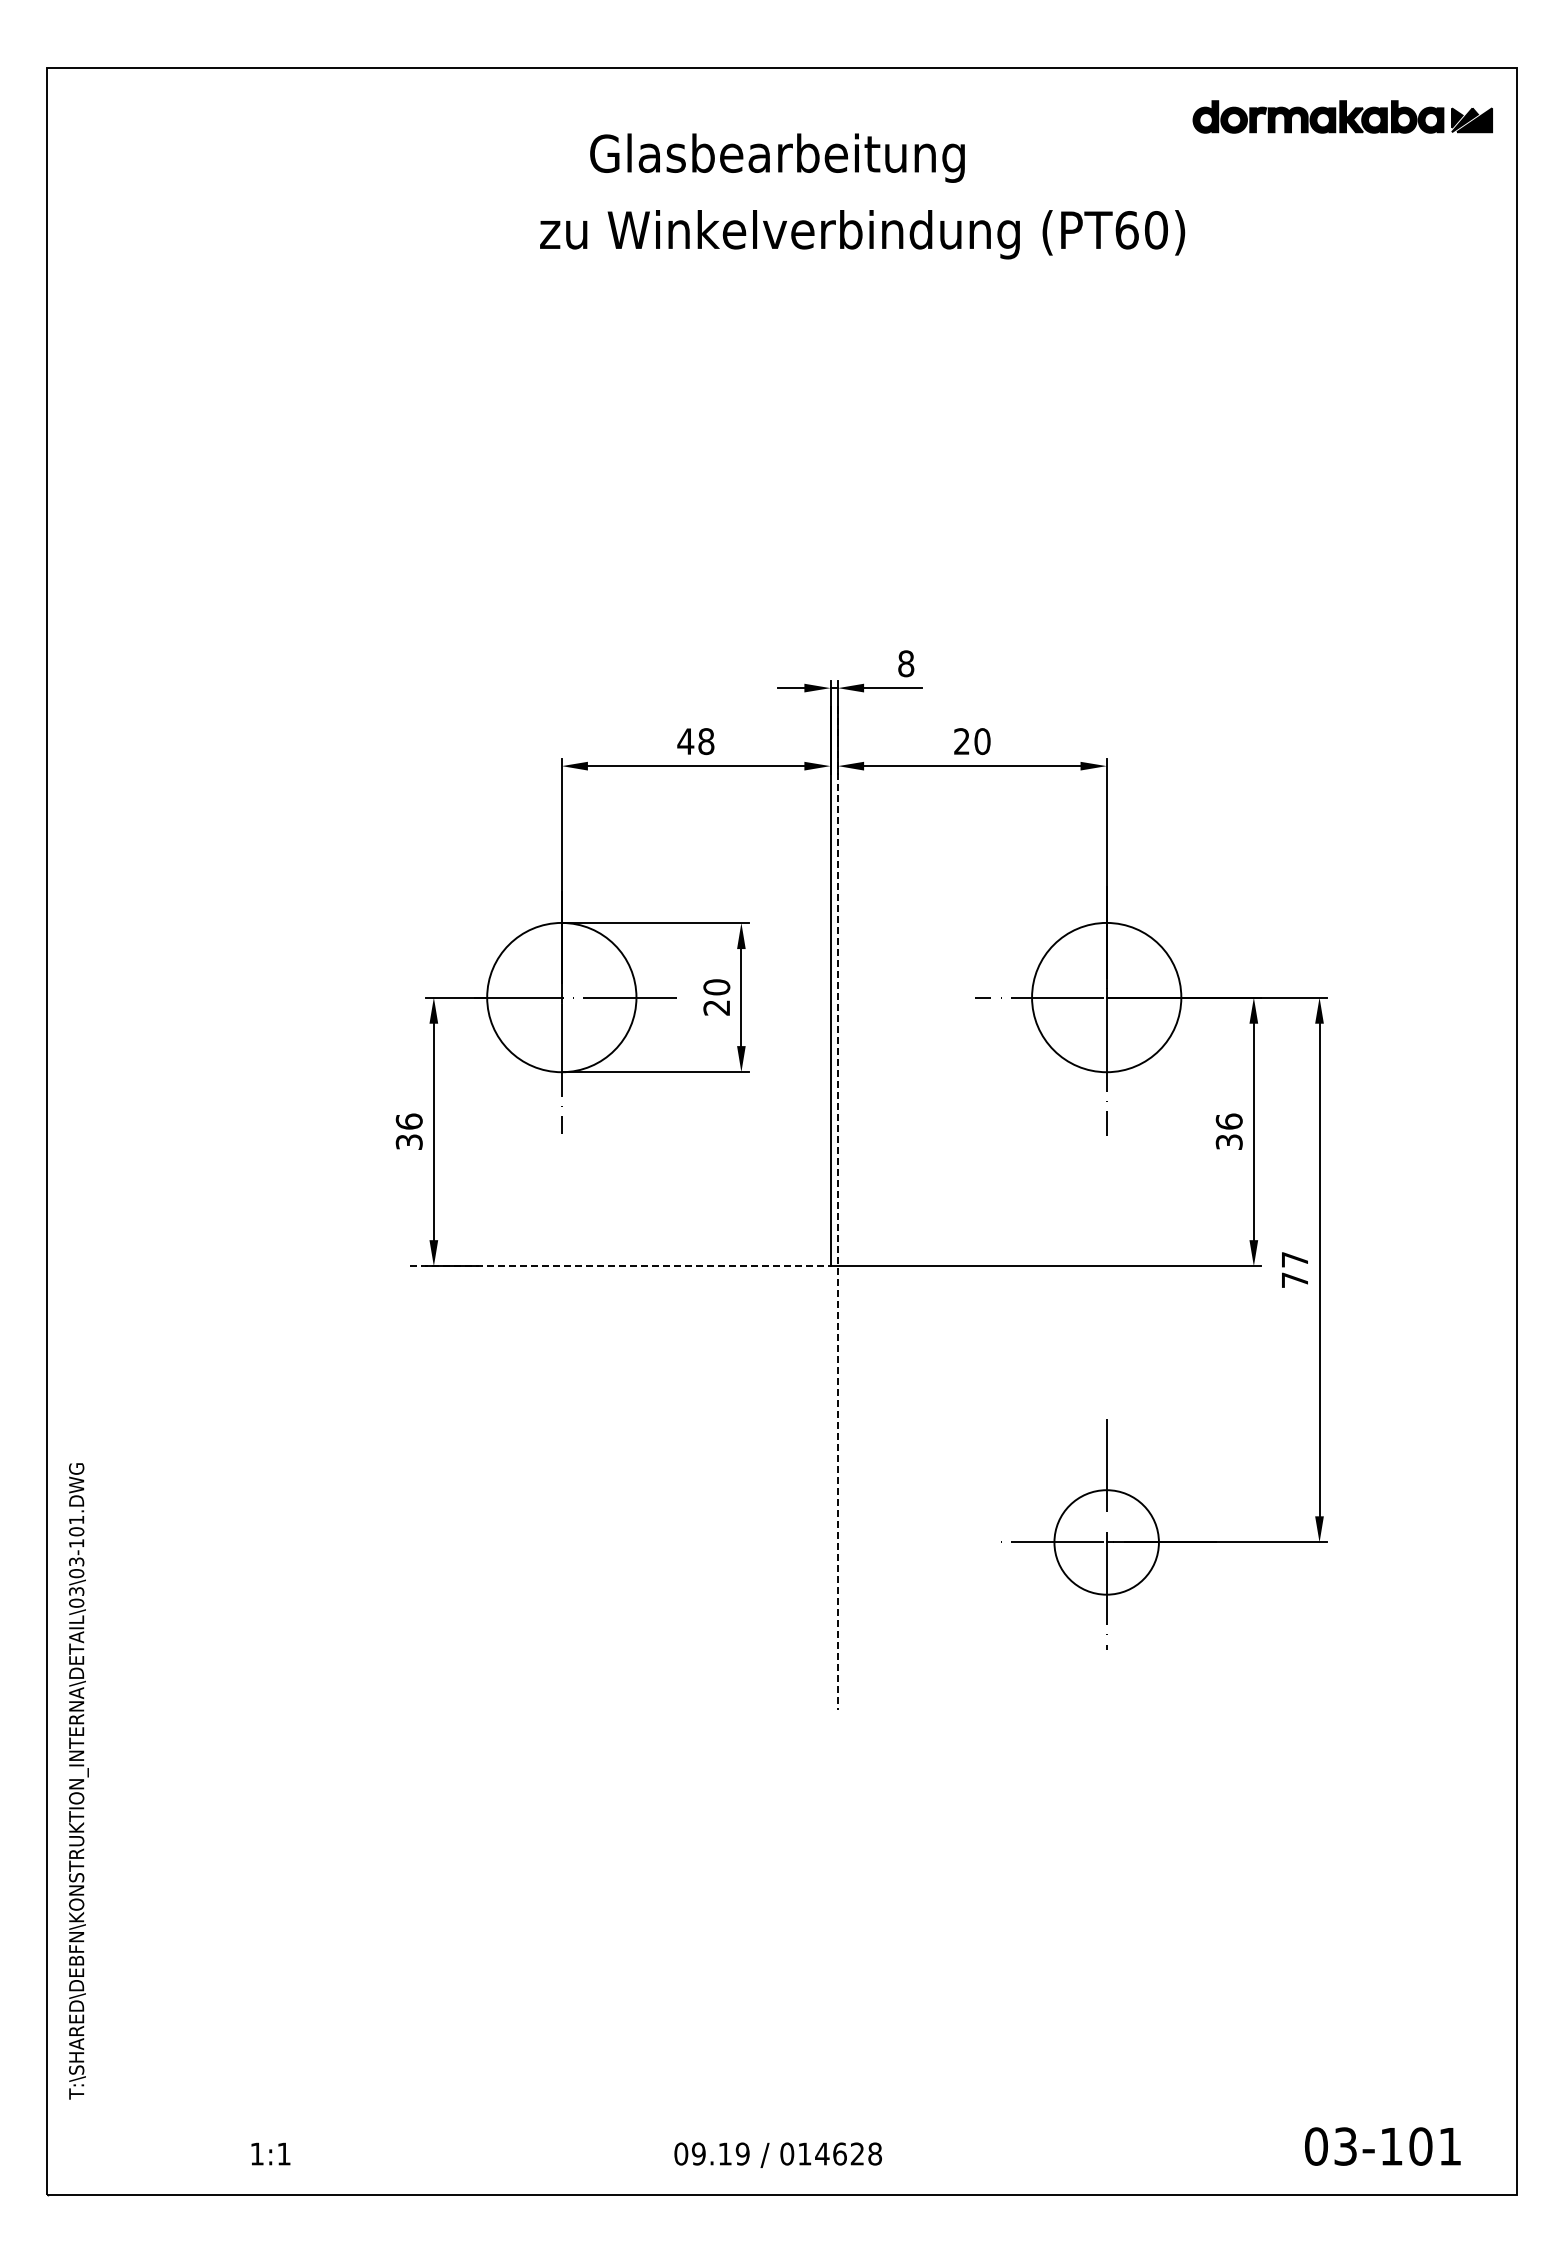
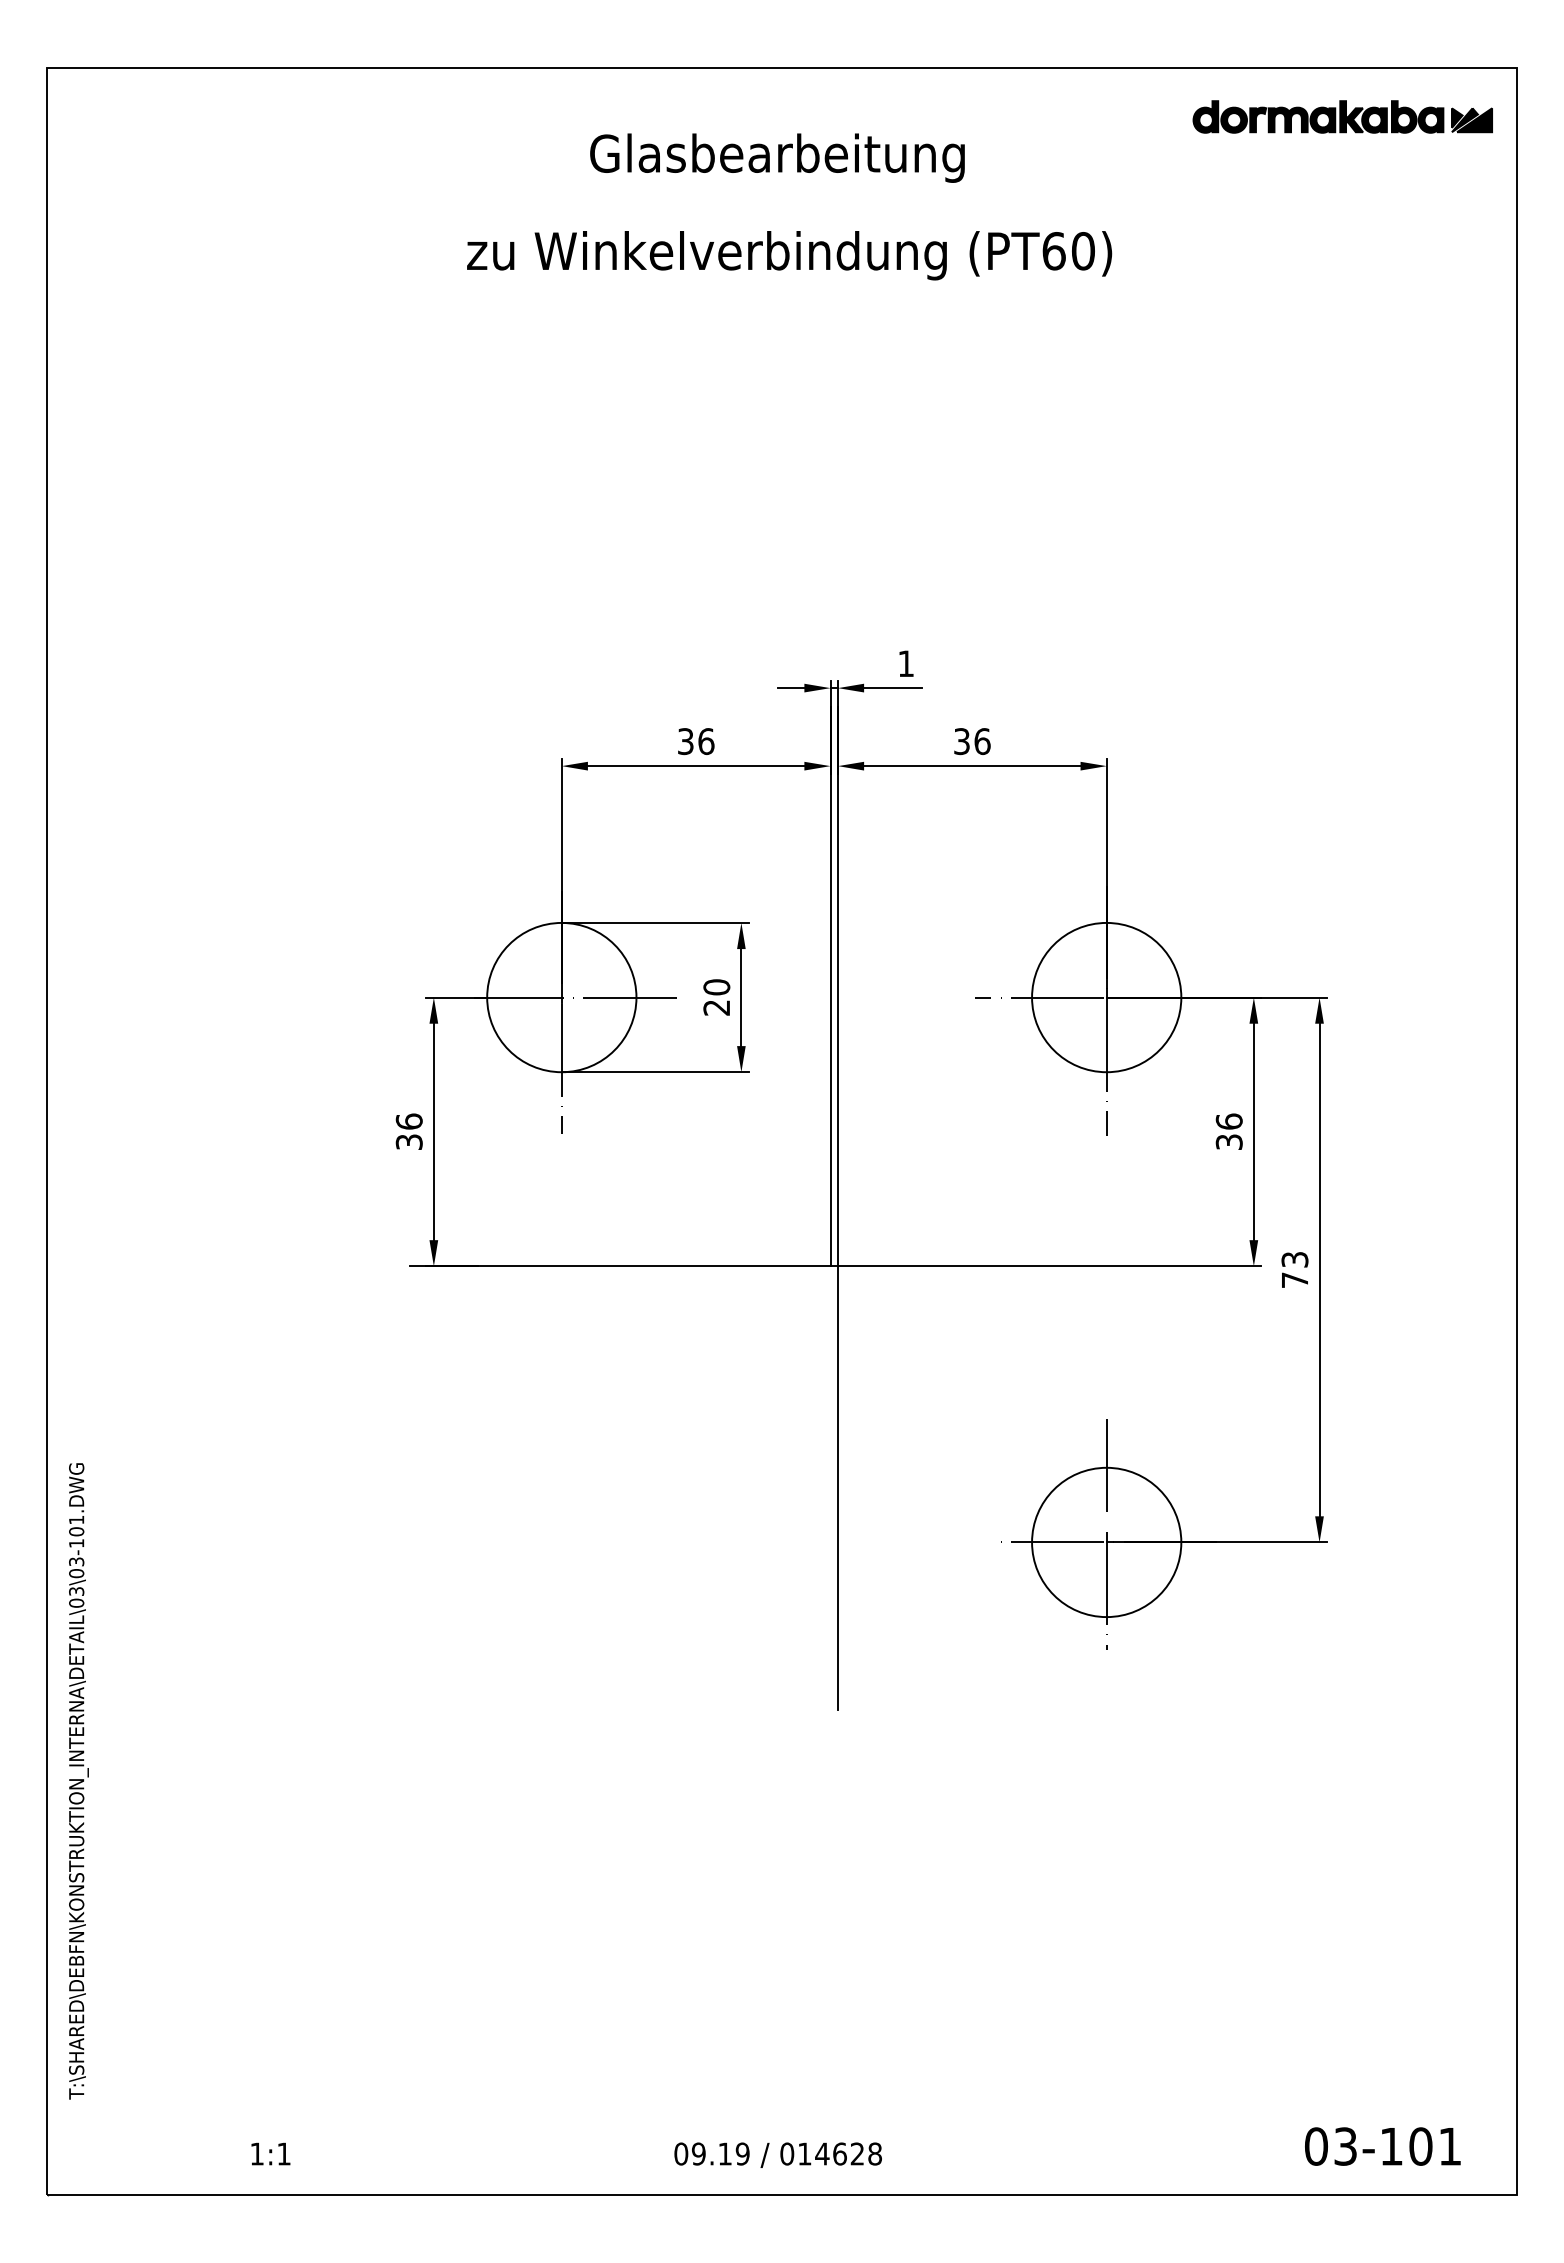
text position: (862, 234) -> (789, 255) (789, 255)
text: 8 -> 1 (906, 663)
text: 48 -> 36 (695, 741)
text: 20 -> 36 (972, 741)
line: dashed -> solid (837, 1208)
text: 77 -> 73 (1294, 1259)
line: dashed -> solid (620, 1266)
circle diameter: 104 px -> 149 px (1106, 1542)
